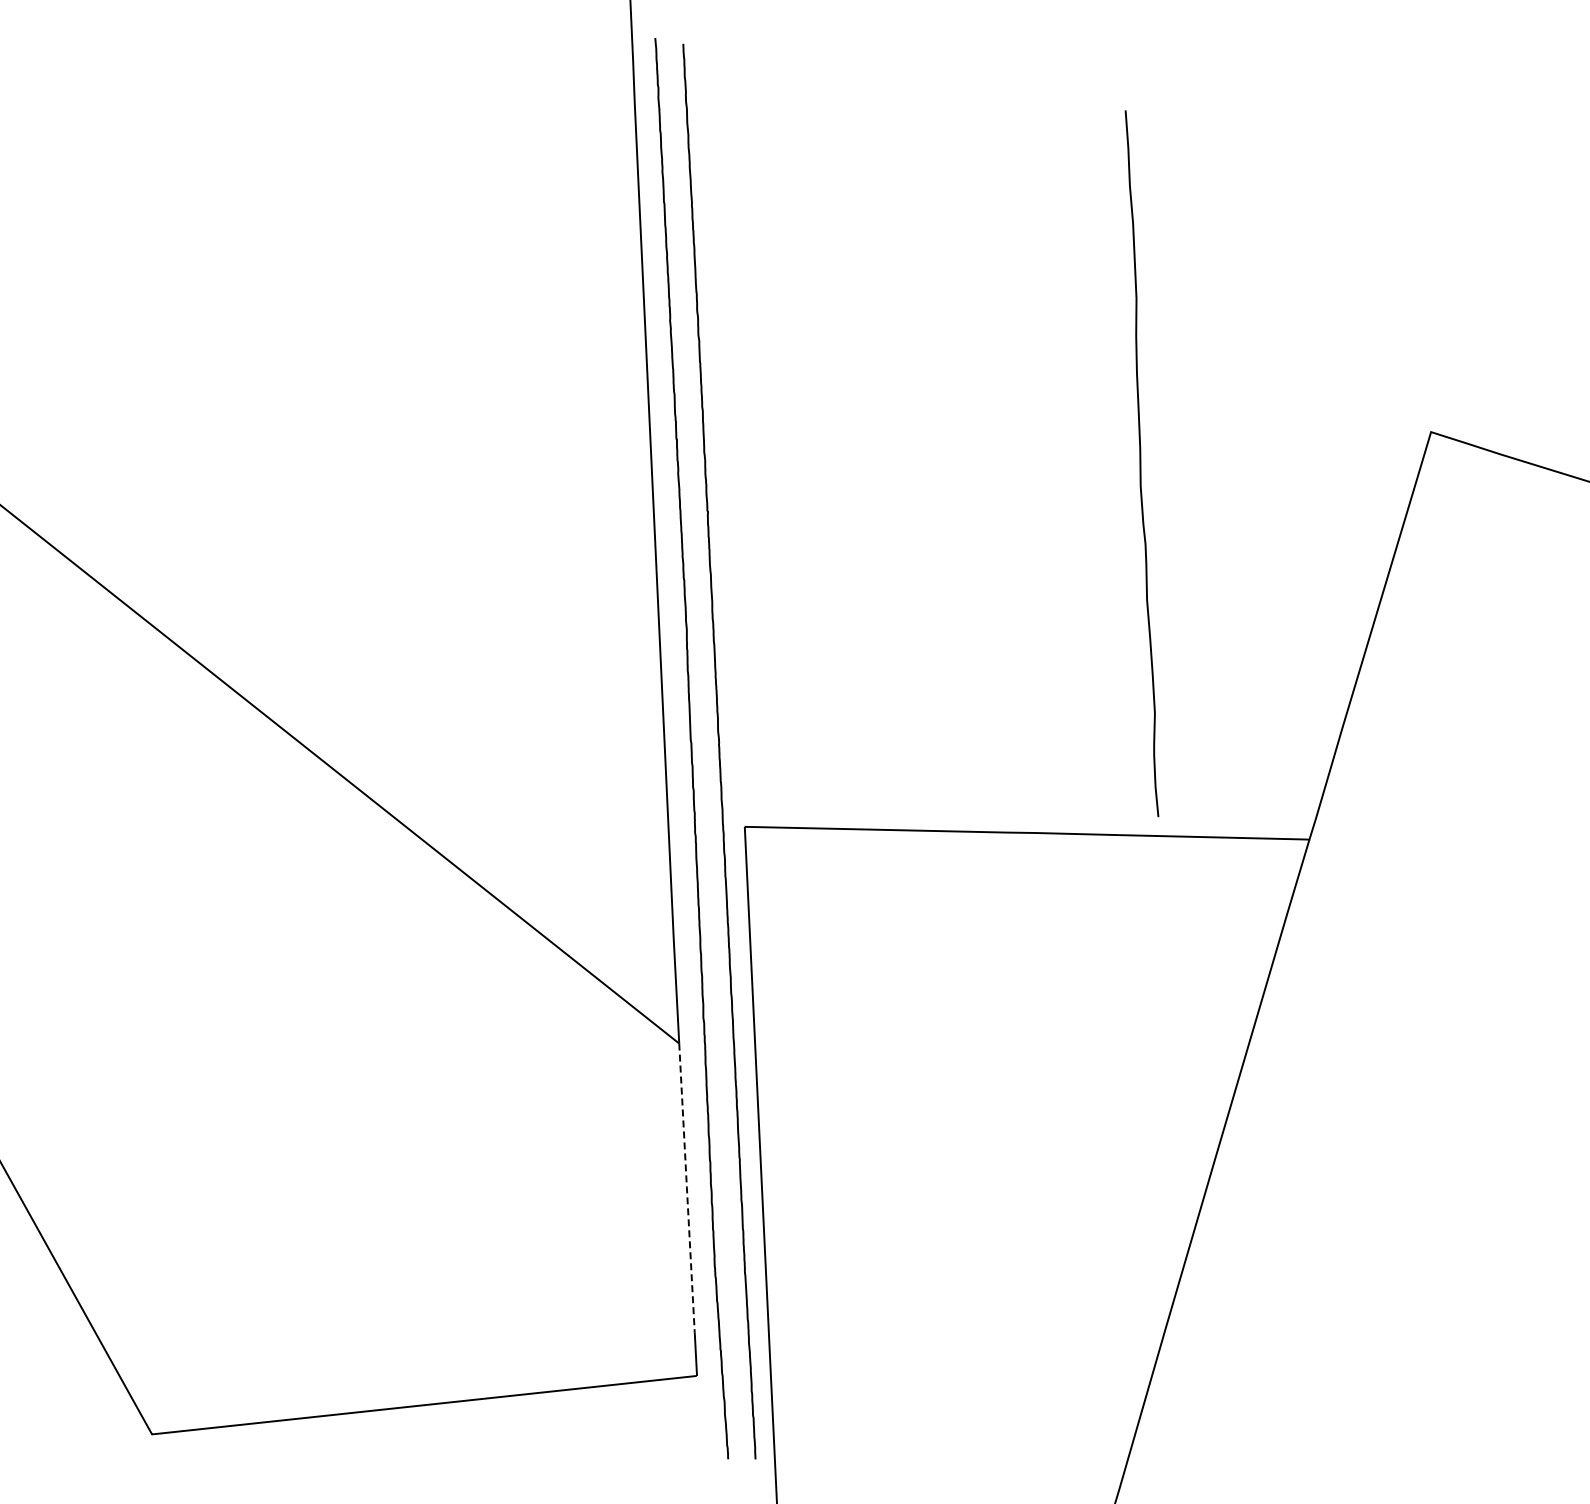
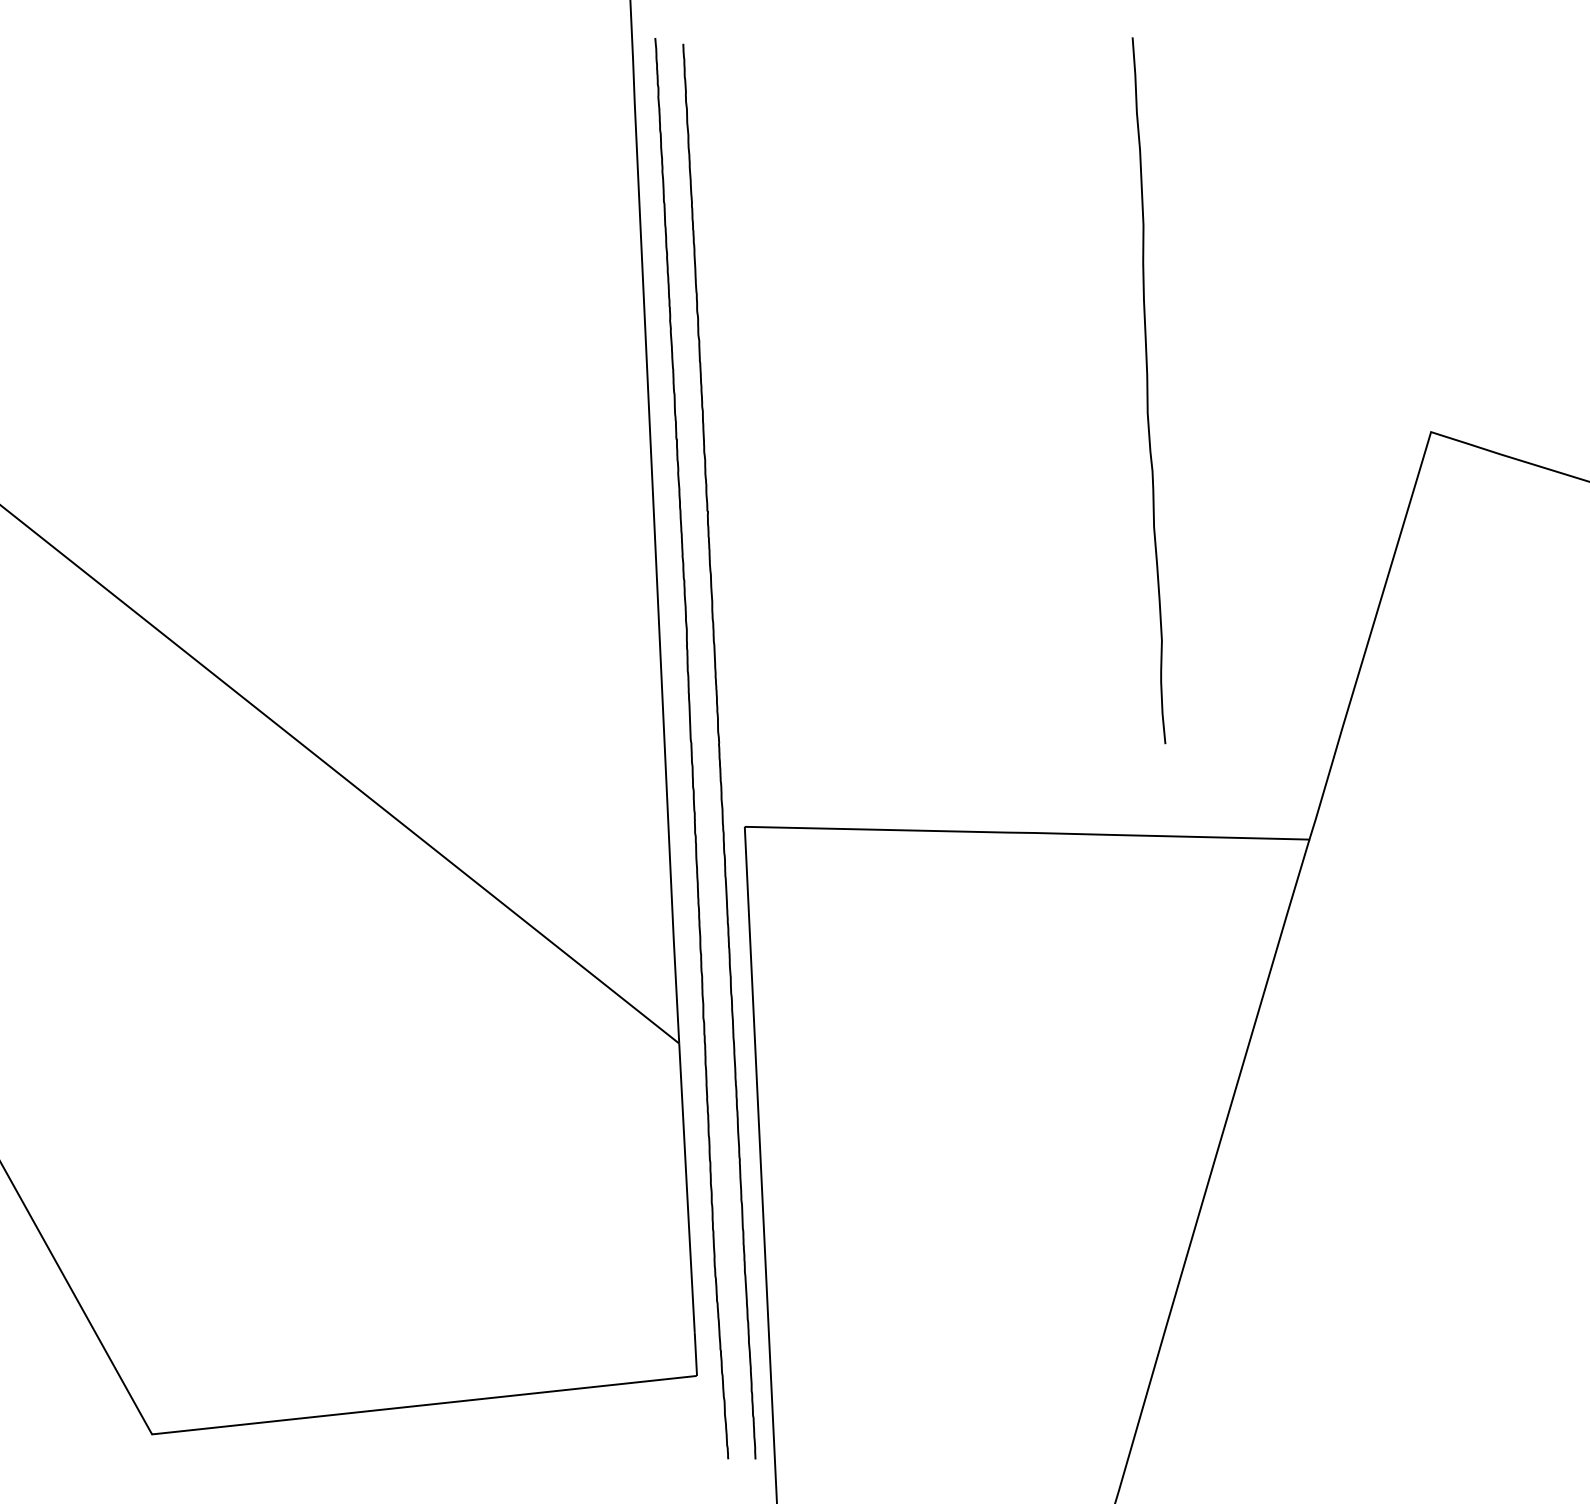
curve position: (1141, 463) -> (1148, 390) (1148, 390)
line: dashed -> solid (686, 1188)
